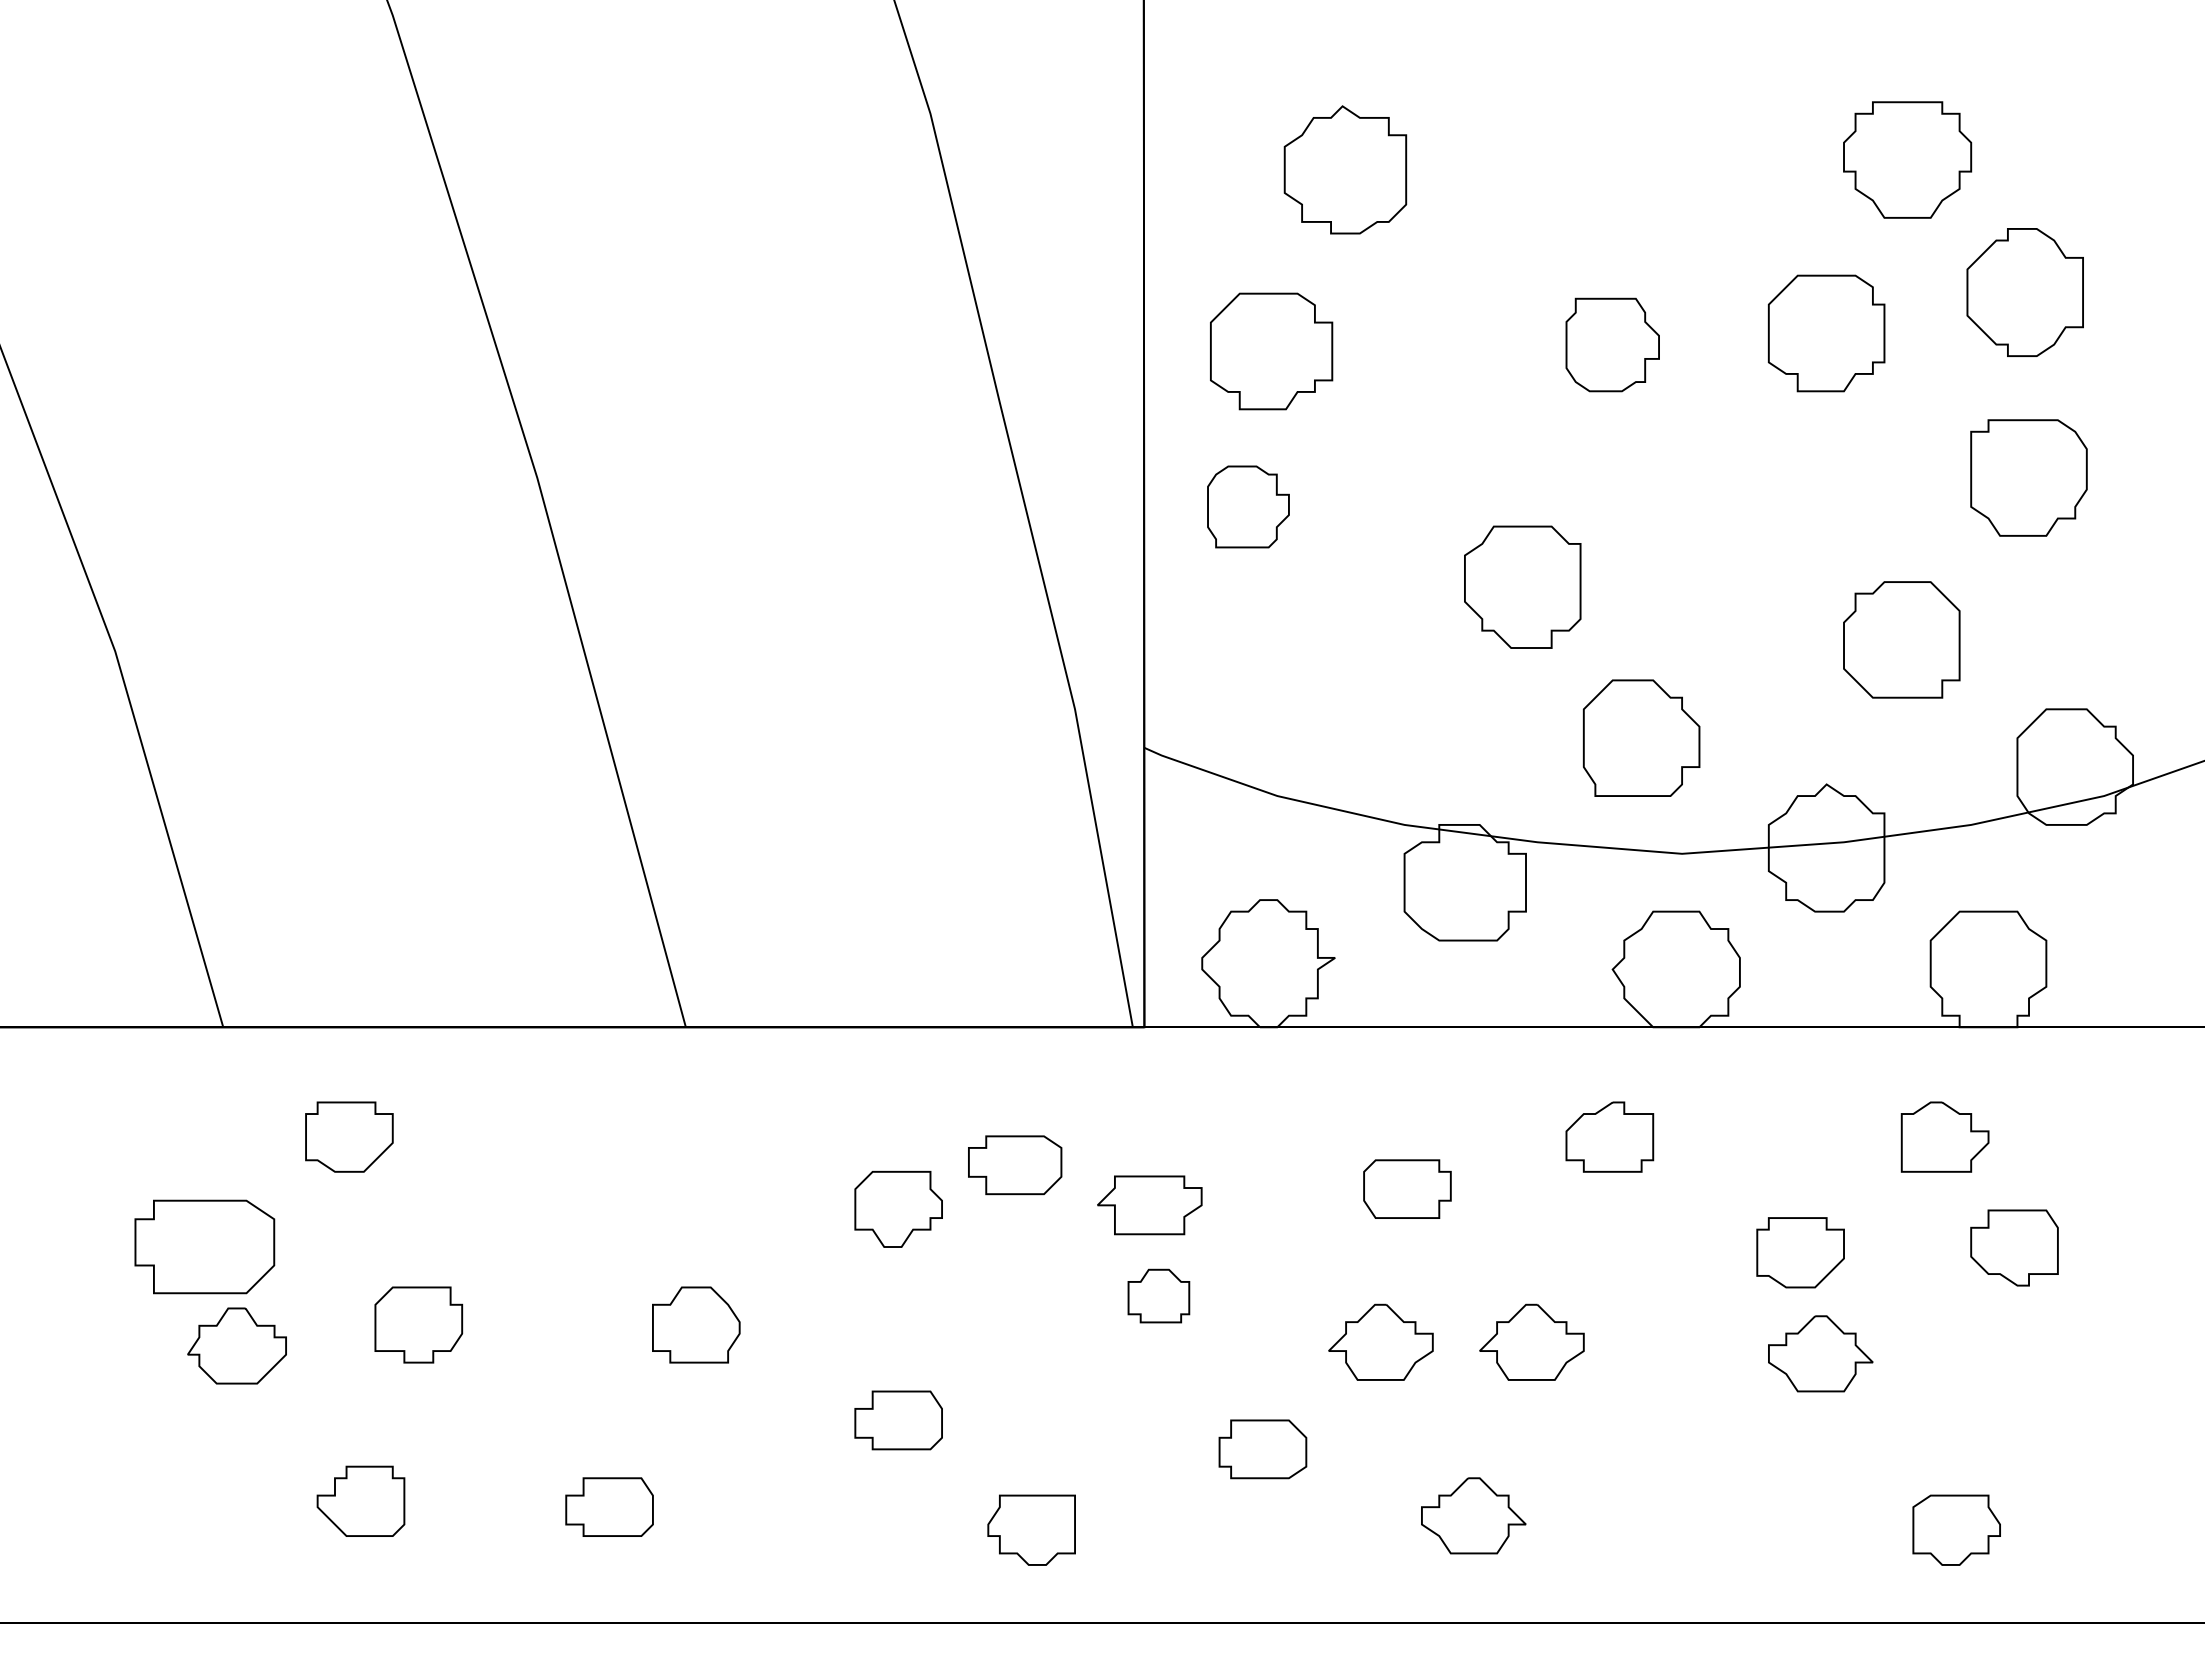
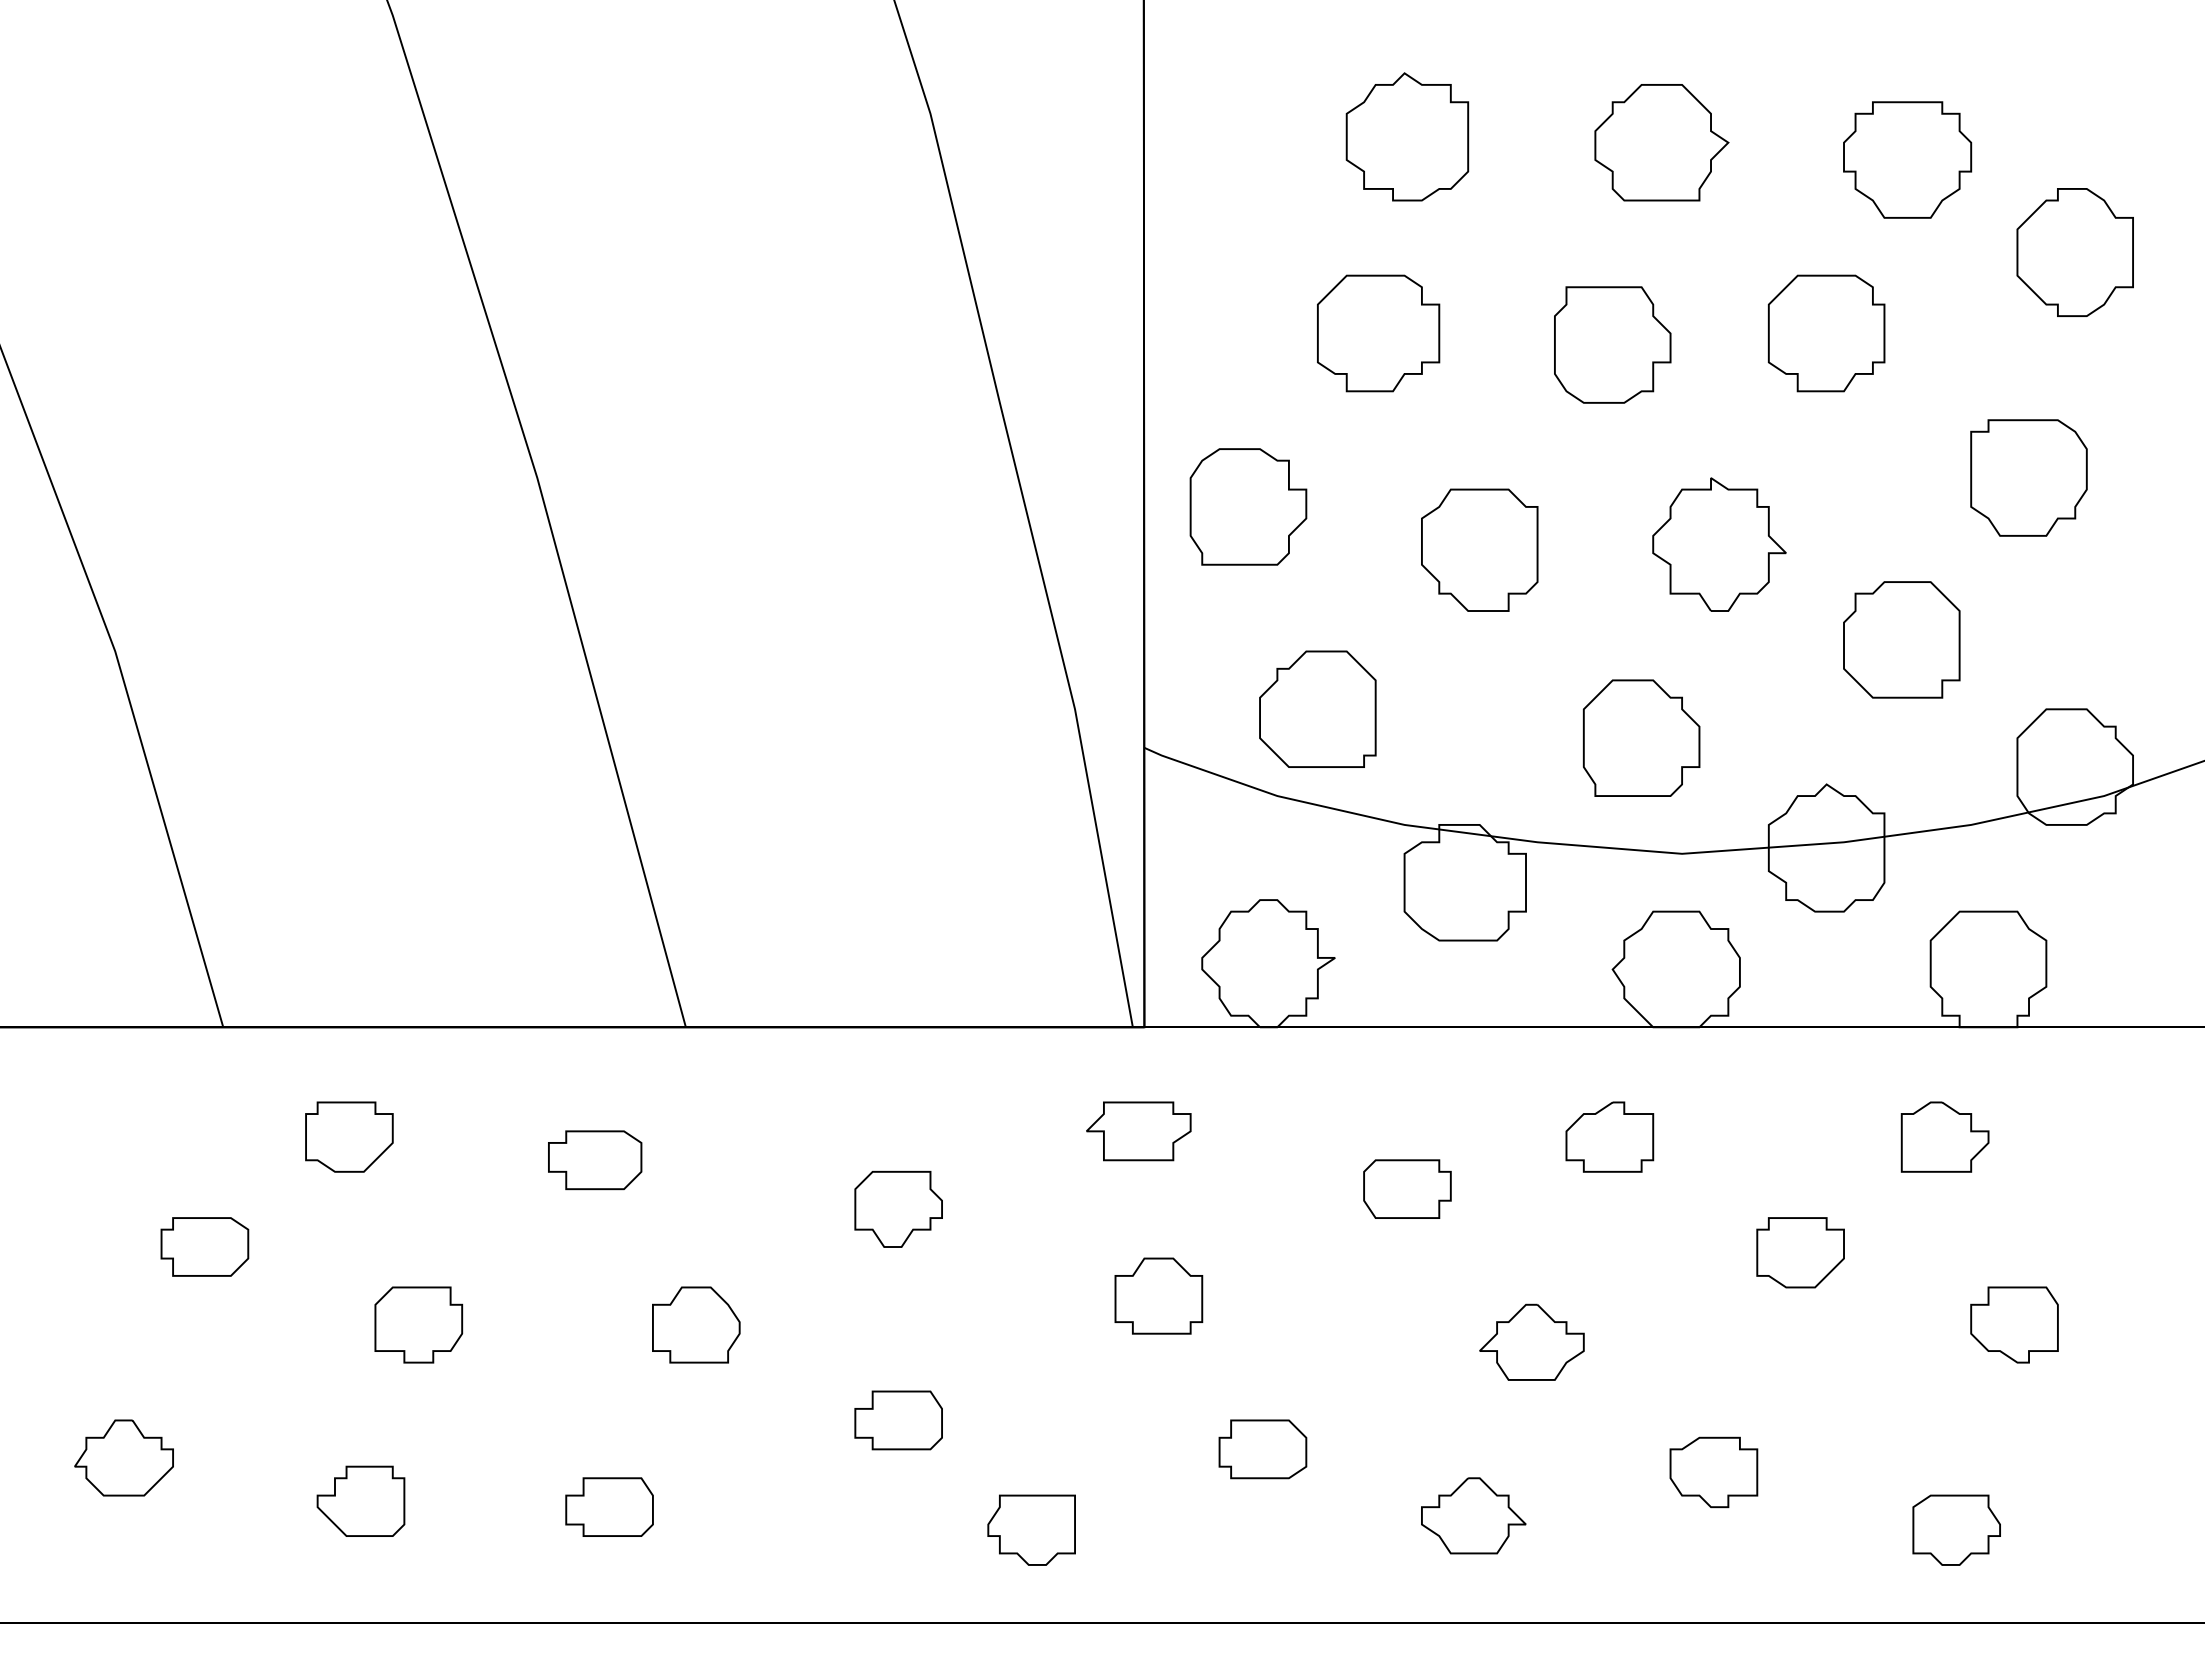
part: none -> present (1661, 142)
part position: (1345, 169) -> (1407, 136) (1407, 136)
part position: (2024, 292) -> (2074, 252) (2074, 252)
part size: 95x96 px -> 118x118 px (1612, 344)
part position: (1271, 351) -> (1378, 333) (1378, 333)
part size: 83x84 px -> 119x118 px (1248, 506)
part: none -> present (1719, 544)
part position: (1522, 586) -> (1479, 549) (1479, 549)
part: none -> present (1317, 708)
part position: (1015, 1165) -> (595, 1160) (595, 1160)
part position: (1149, 1205) -> (1138, 1131) (1138, 1131)
part size: 142x96 px -> 90x60 px (204, 1246)
part position: (2014, 1247) -> (2014, 1324) (2014, 1324)
part size: 64x56 px -> 90x78 px (1158, 1295)
part: present -> none (1380, 1341)
part position: (236, 1345) -> (123, 1457) (123, 1457)
part: present -> none (1820, 1353)
part: none -> present (1713, 1472)
